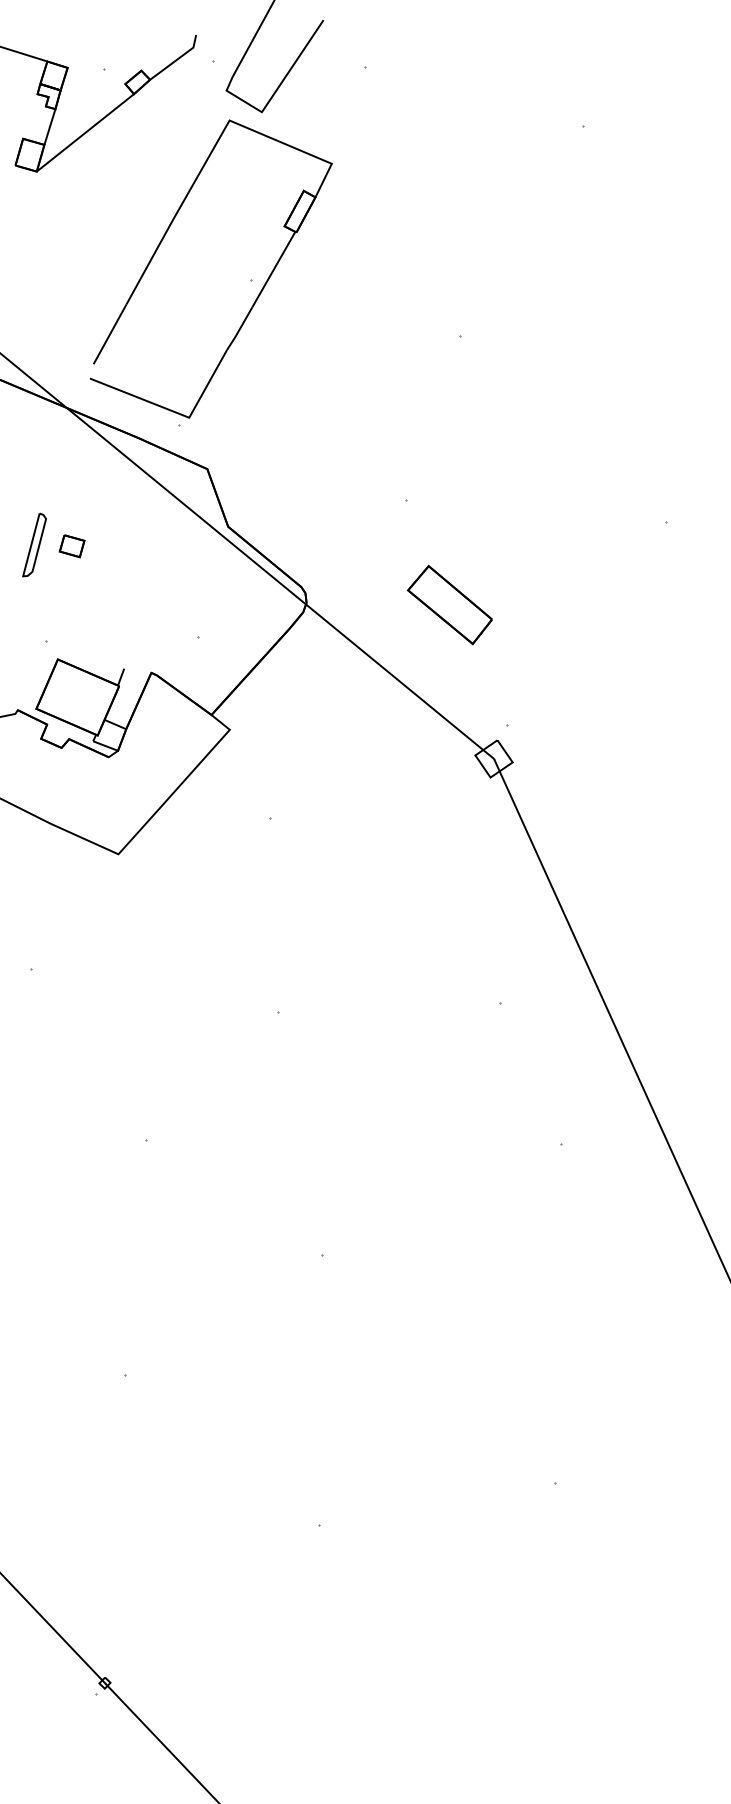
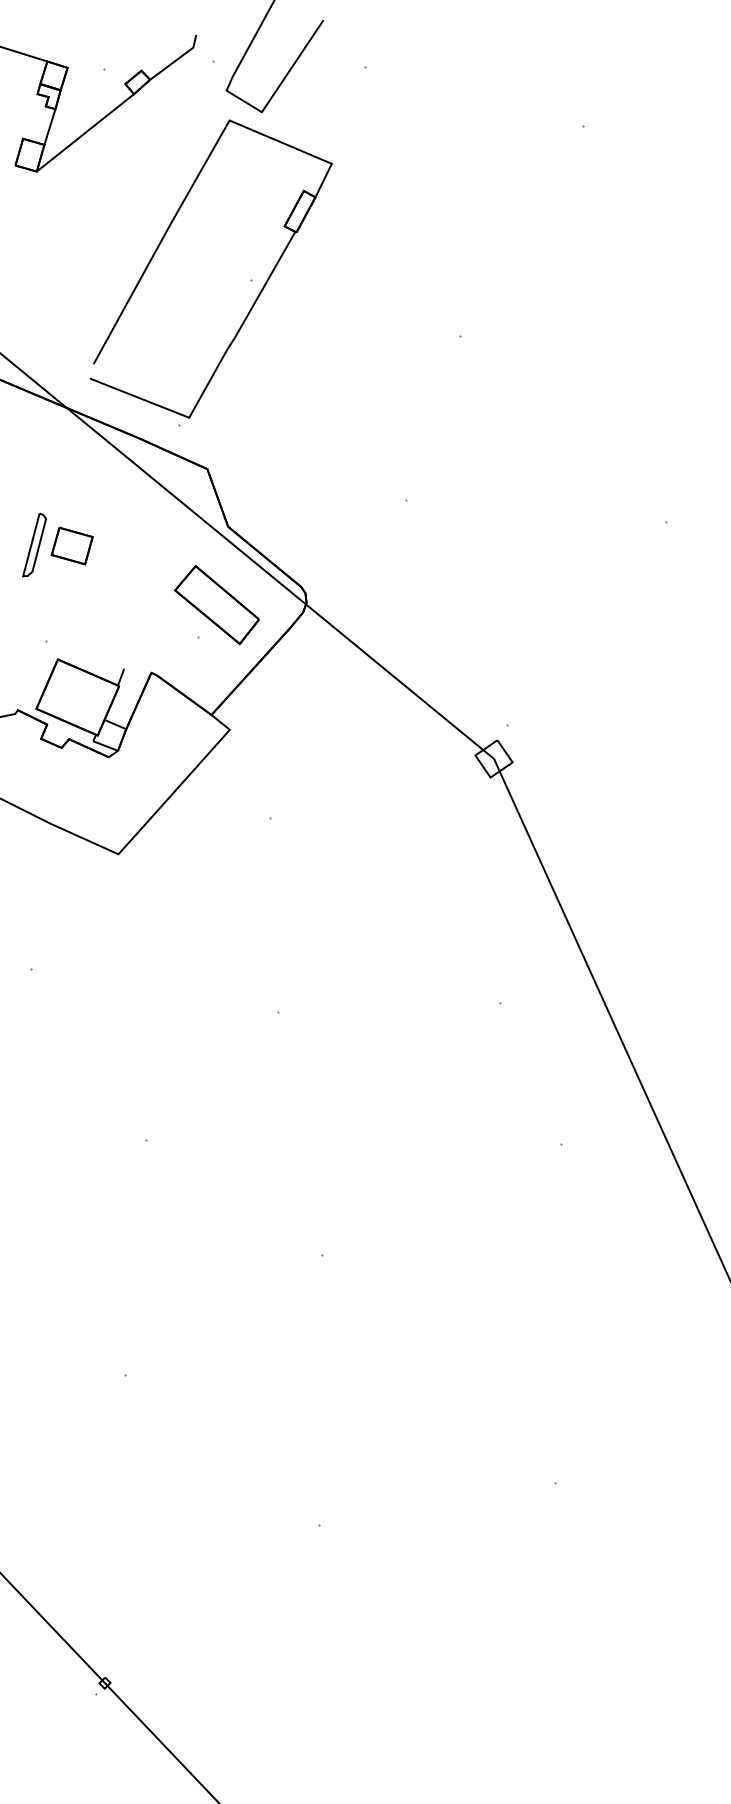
part size: 28x25 px -> 44x39 px (71, 546)
part position: (449, 605) -> (216, 605) (216, 605)
